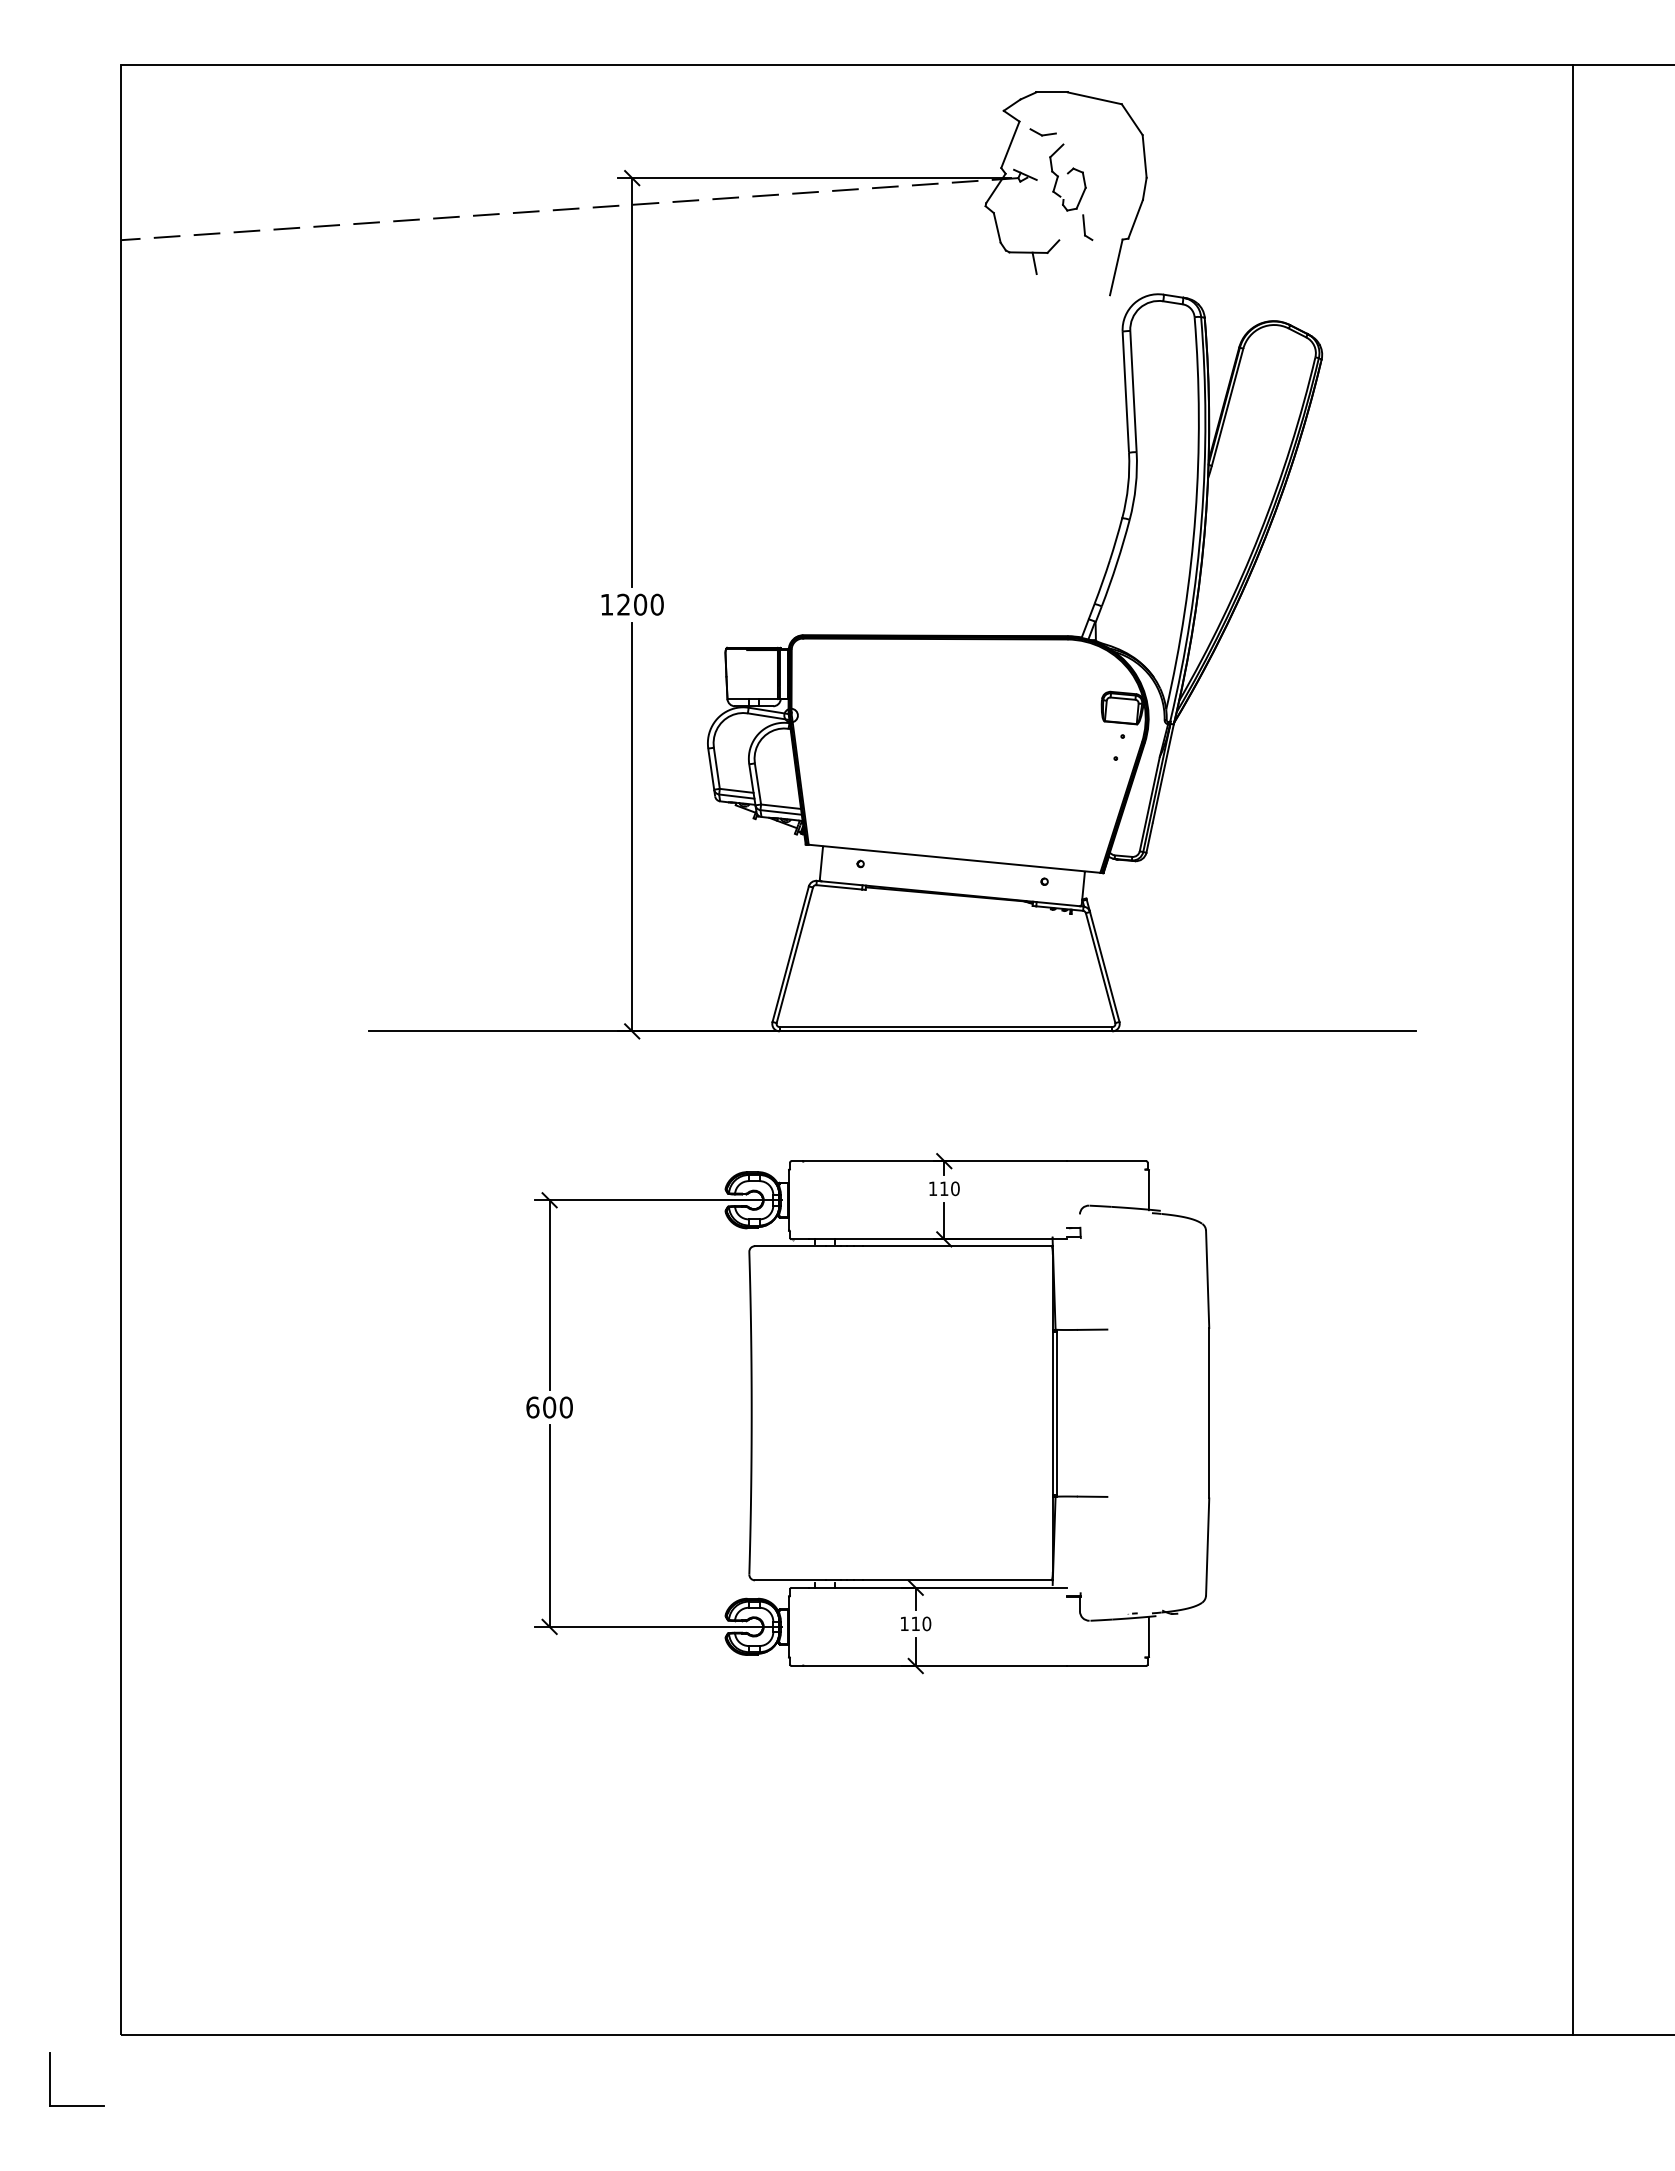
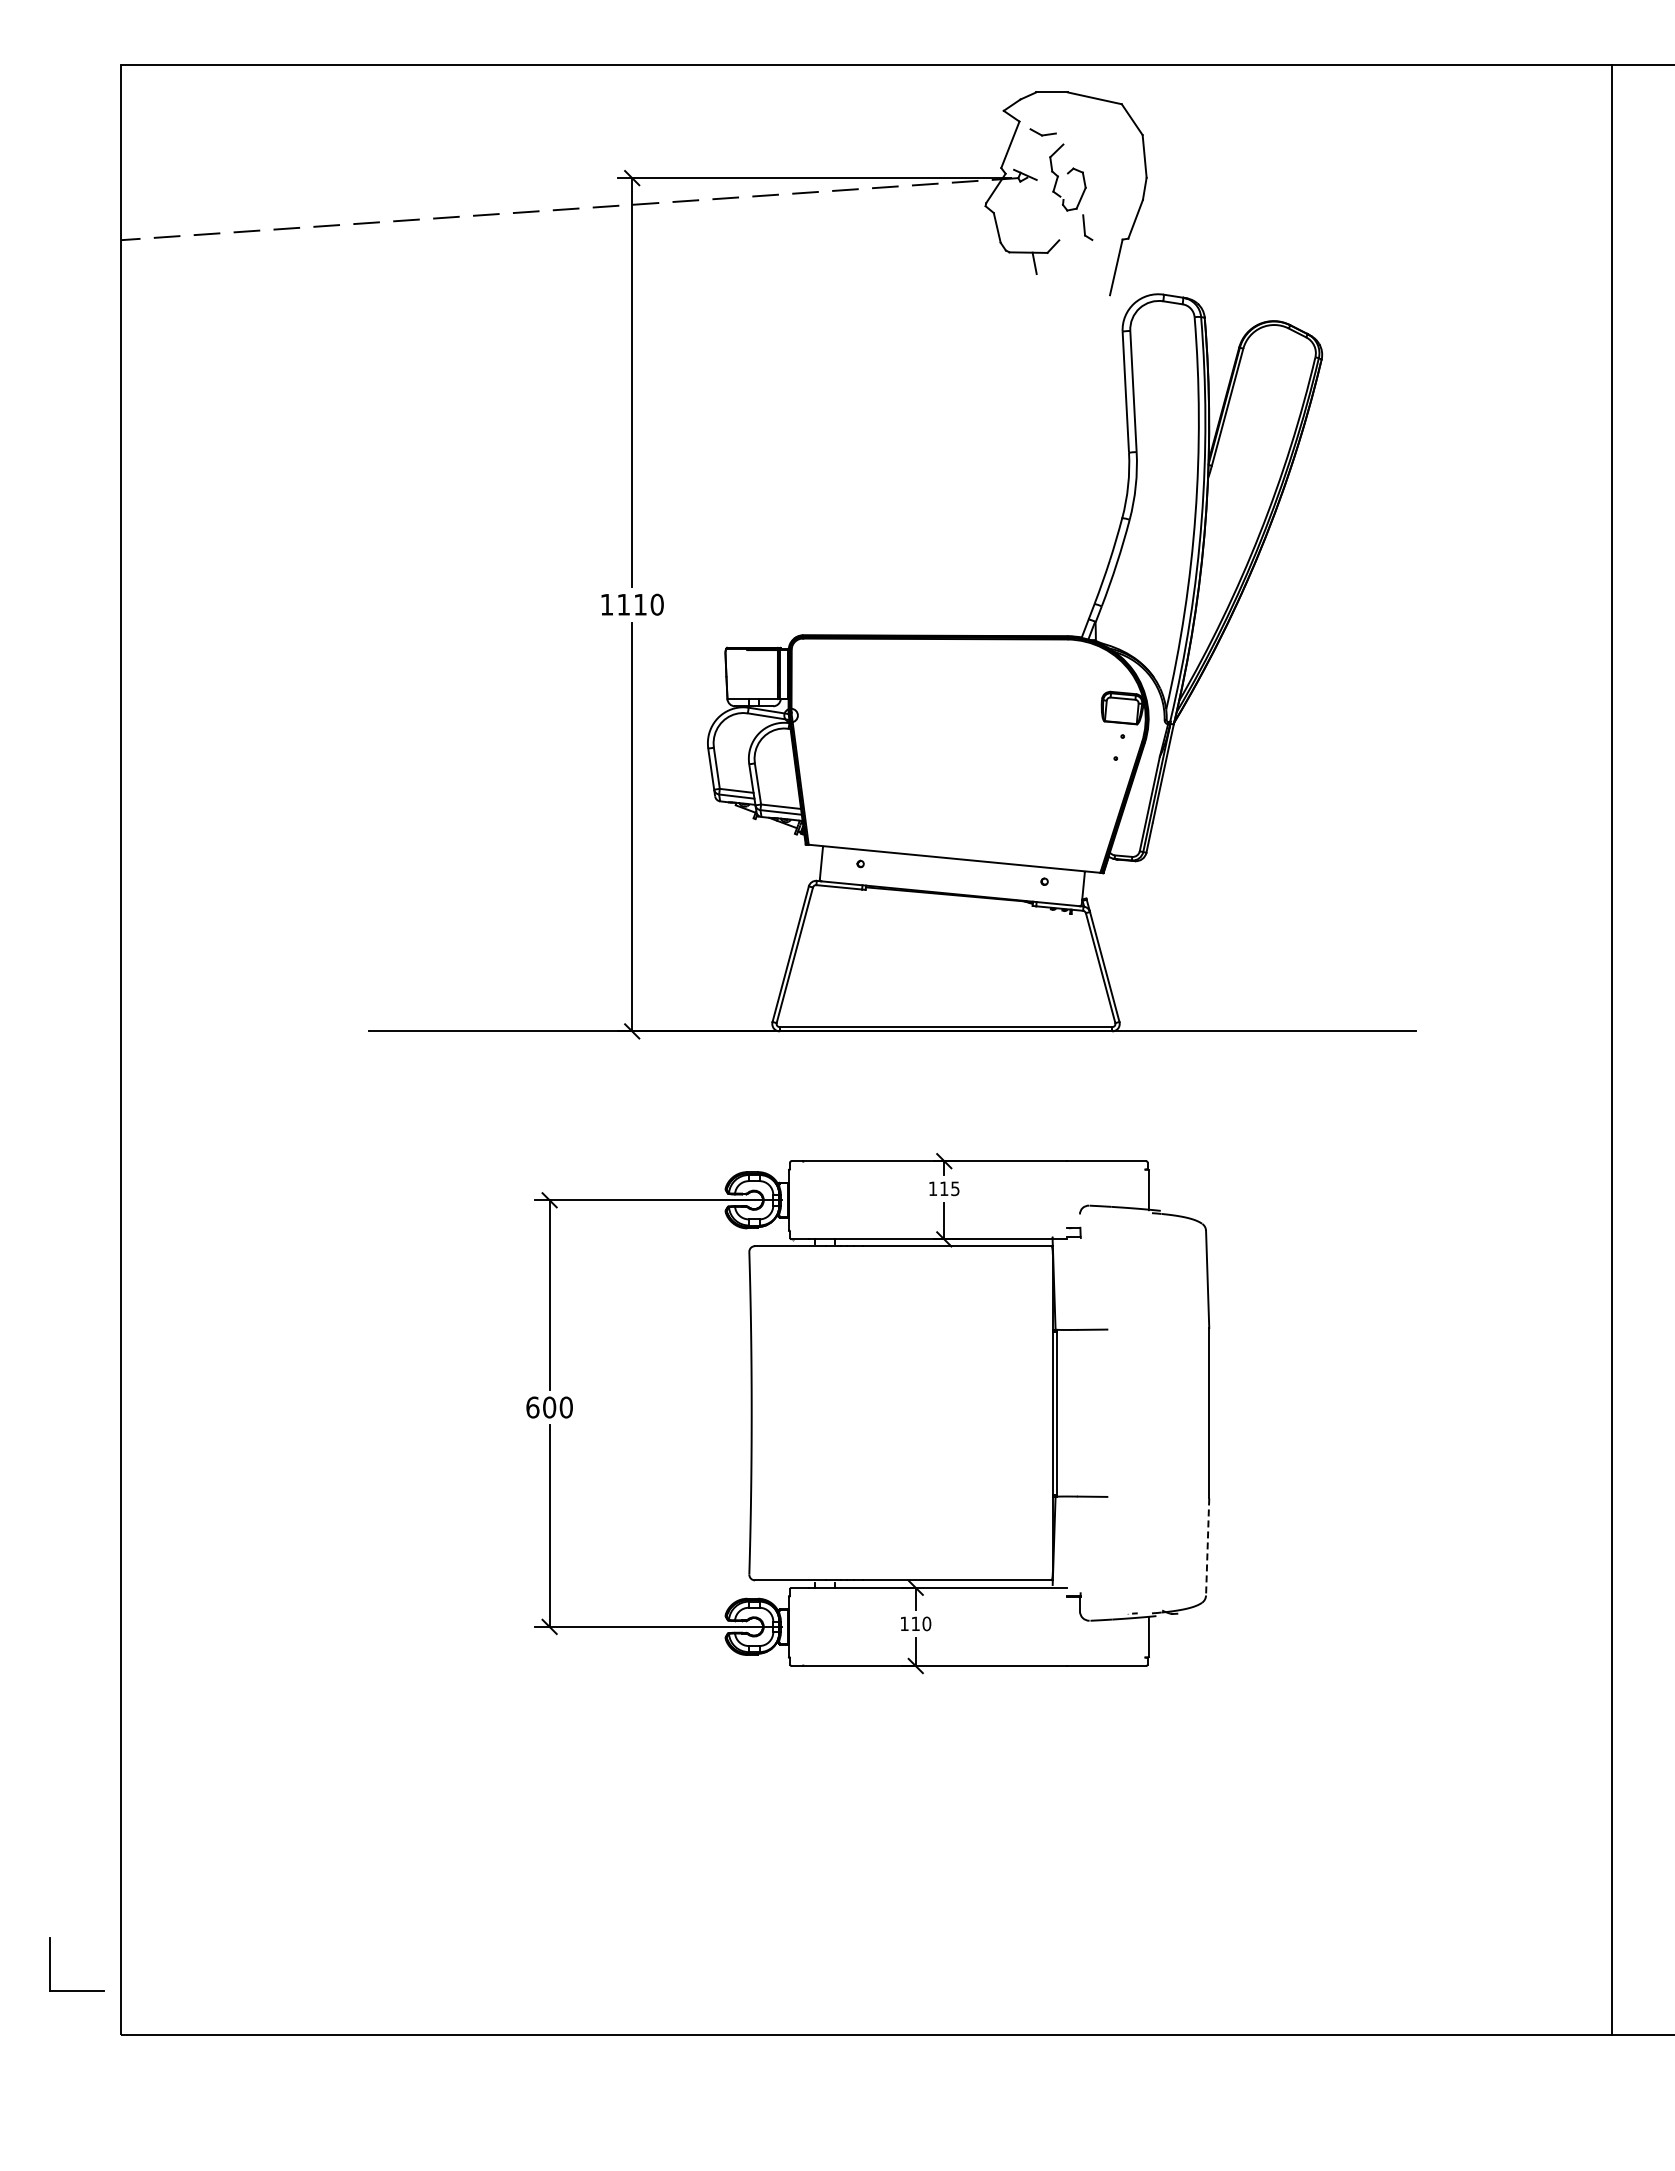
text: 1200 -> 1110 (632, 604)
line position: (1573, 1049) -> (1612, 1049) (1612, 1049)
text: 110 -> 115 (955, 1188)
line: solid -> dashed (1207, 1546)
part position: (50, 2079) -> (50, 1964) (50, 1964)
